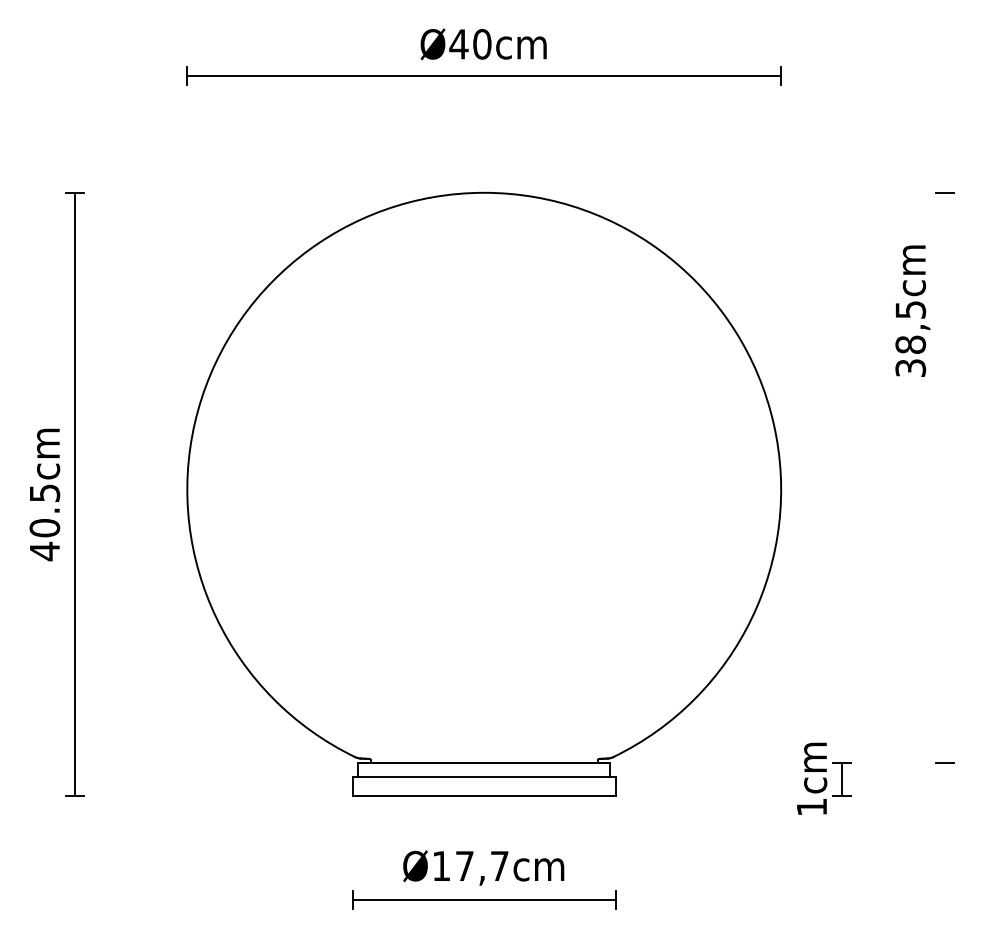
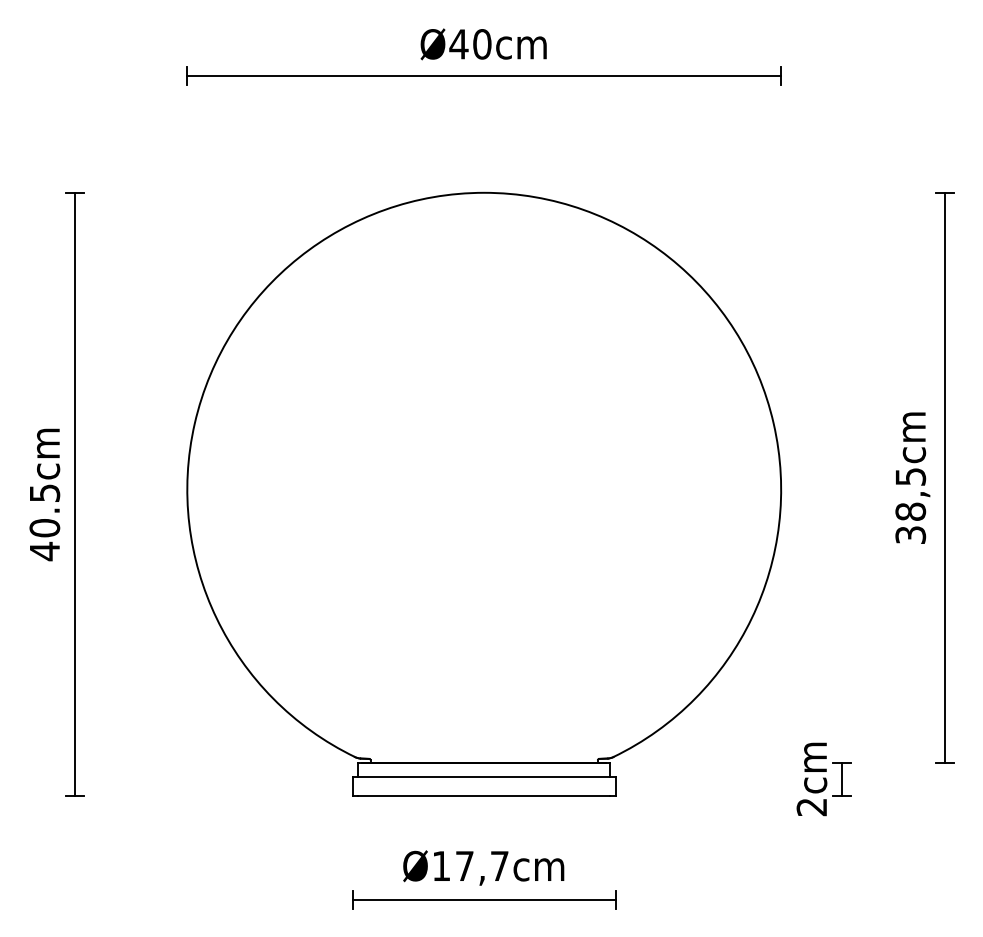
text position: (912, 310) -> (912, 477) (912, 477)
line: none -> present (944, 477)
text: 1cm -> 2cm (811, 807)
